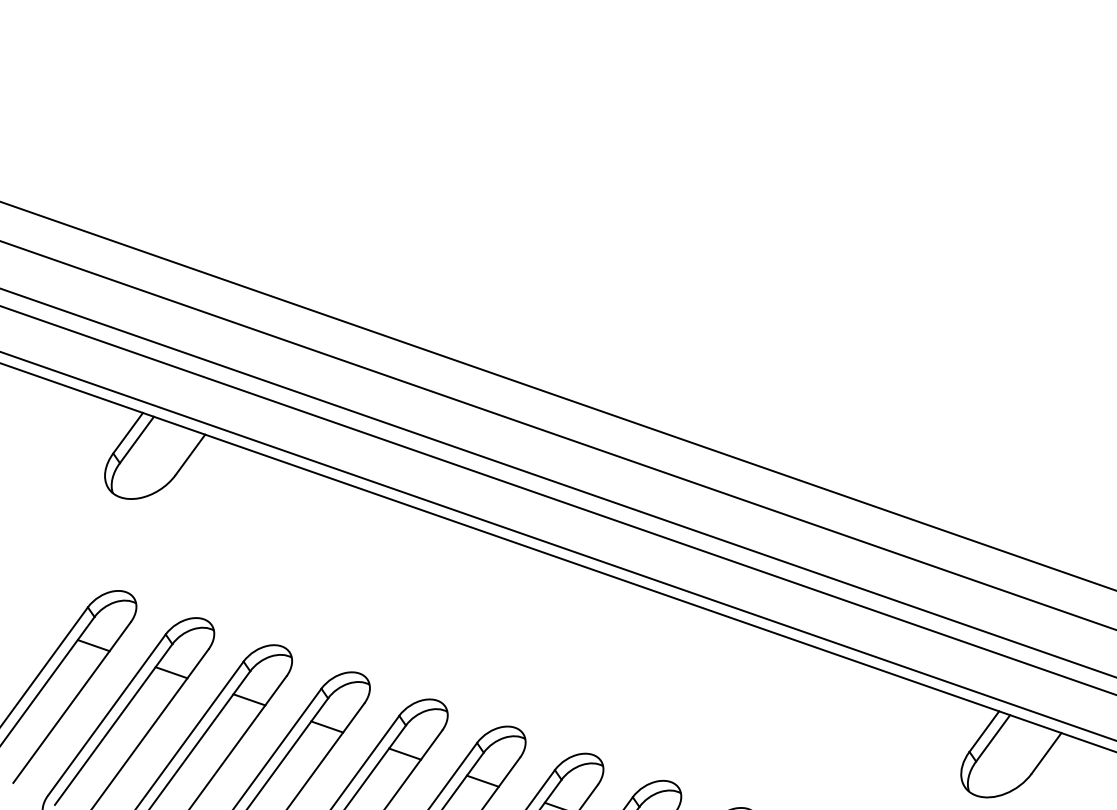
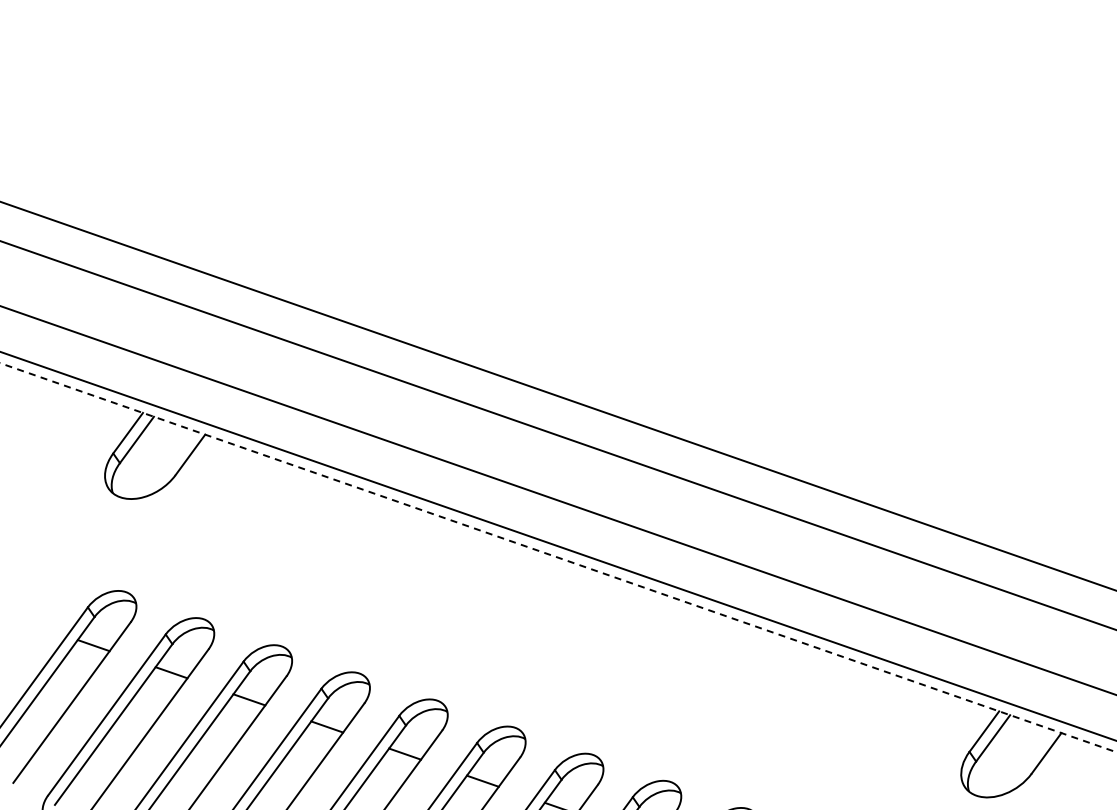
line: present -> none (557, 482)
line: solid -> dashed (558, 557)
